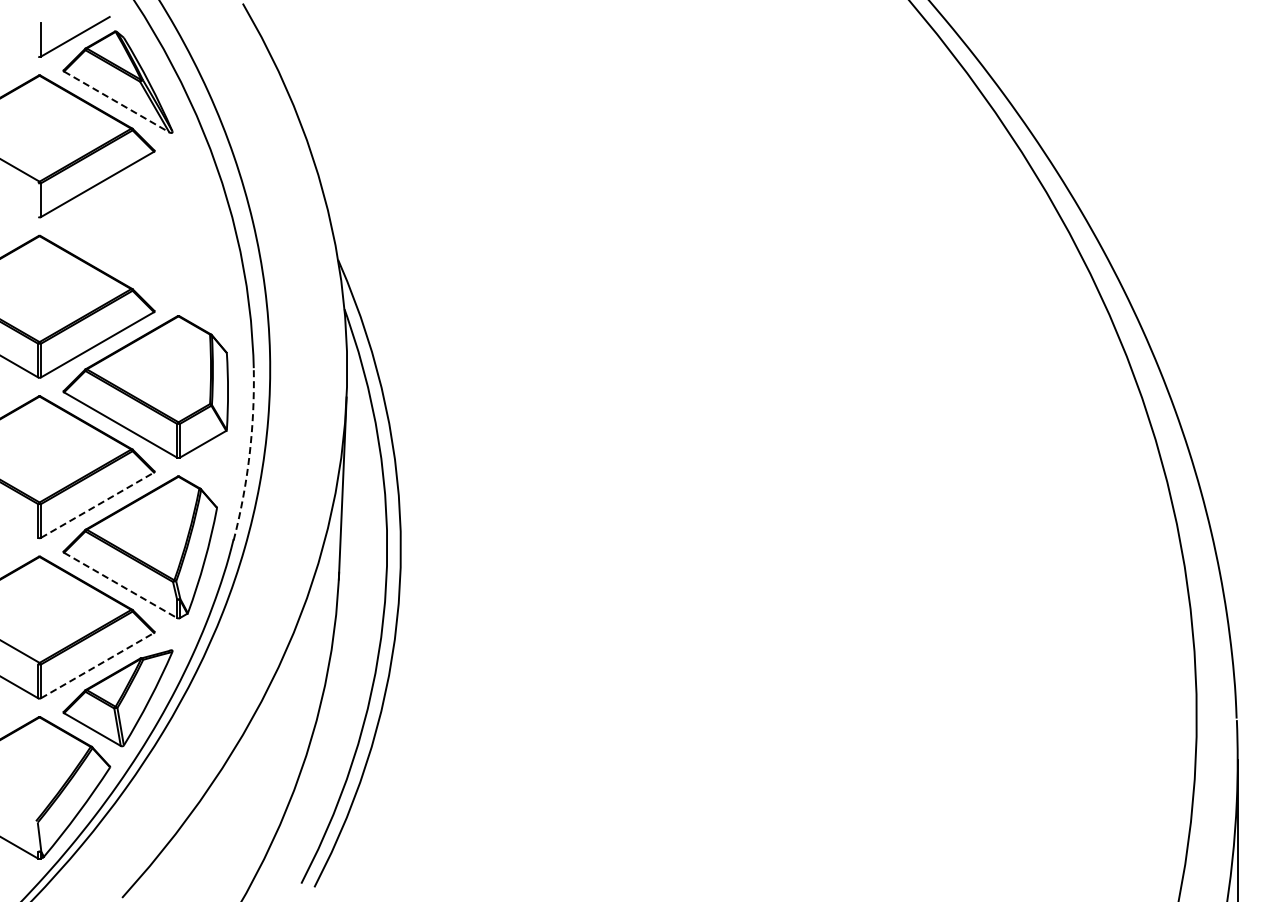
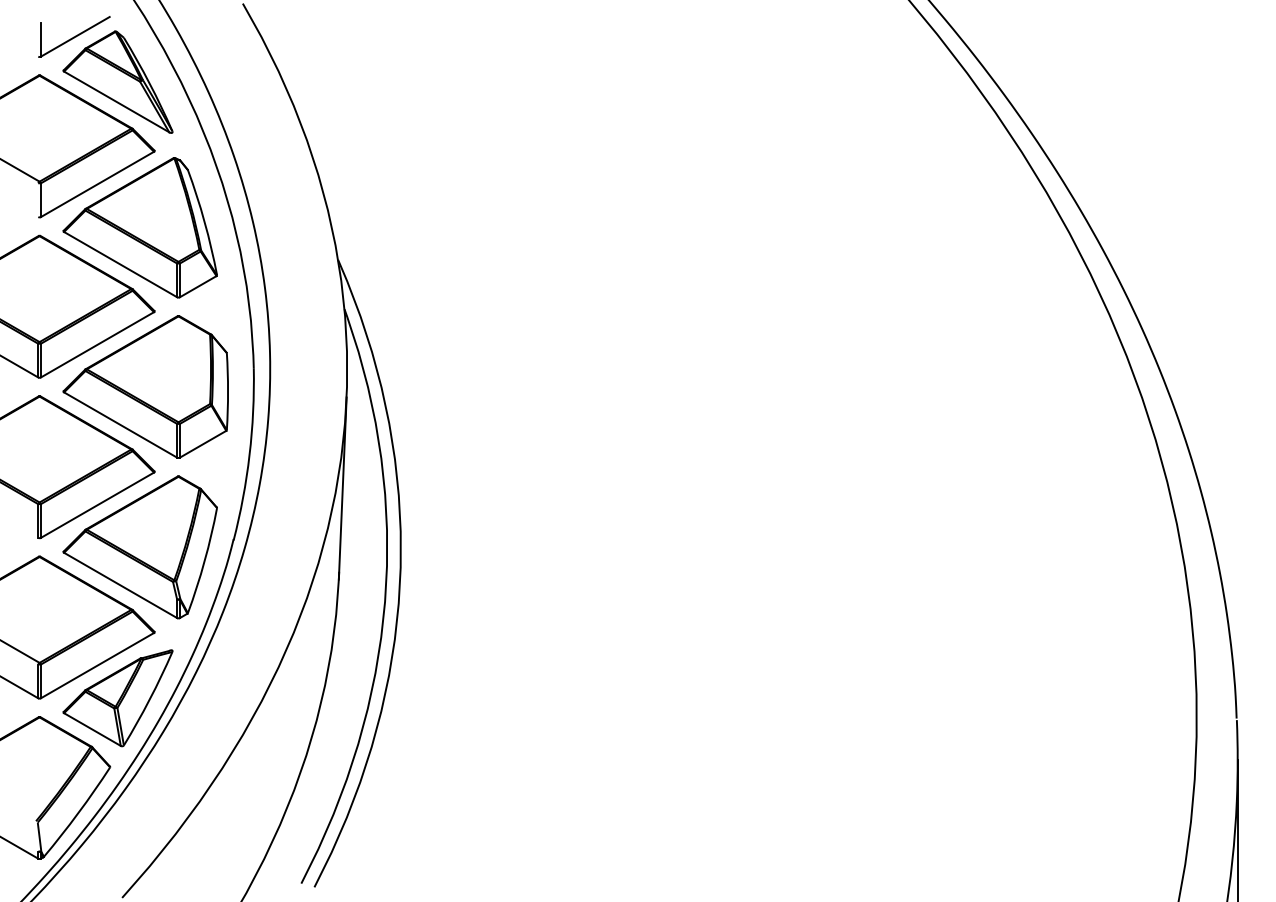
line: dashed -> solid (116, 101)
part: none -> present (139, 227)
arc: dashed -> solid (249, 455)
line: dashed -> solid (97, 504)
line: dashed -> solid (121, 585)
line: dashed -> solid (97, 665)
